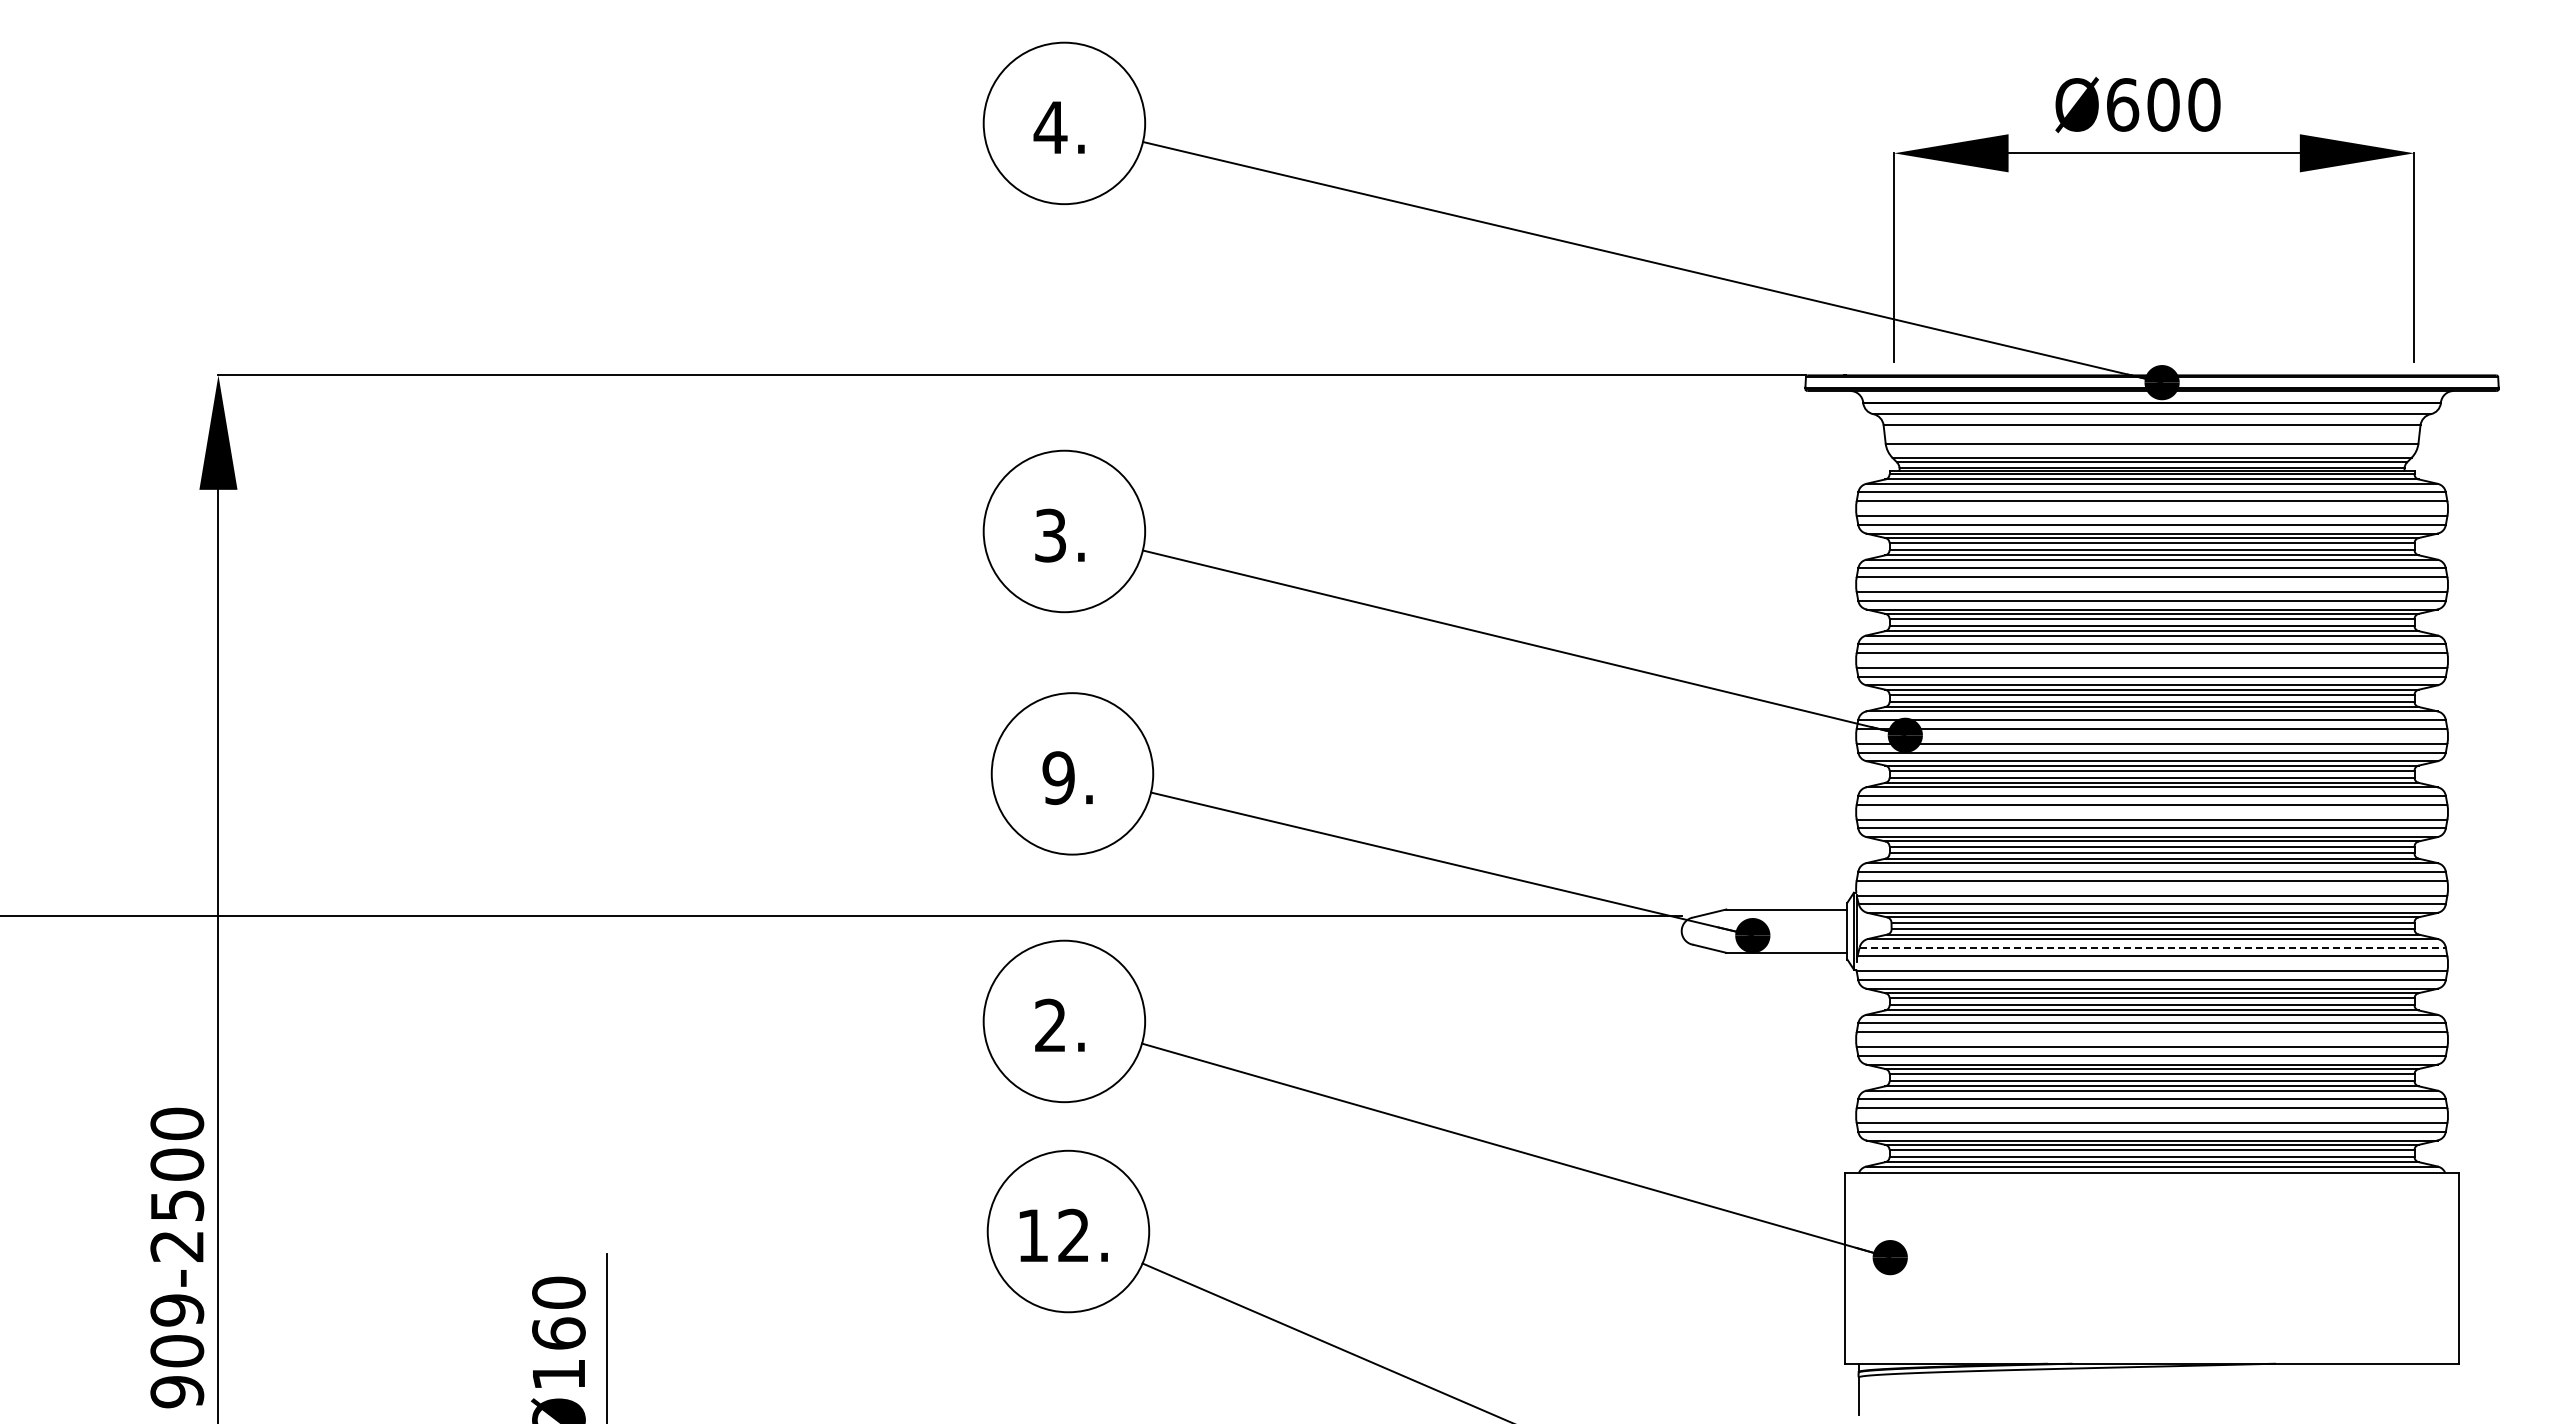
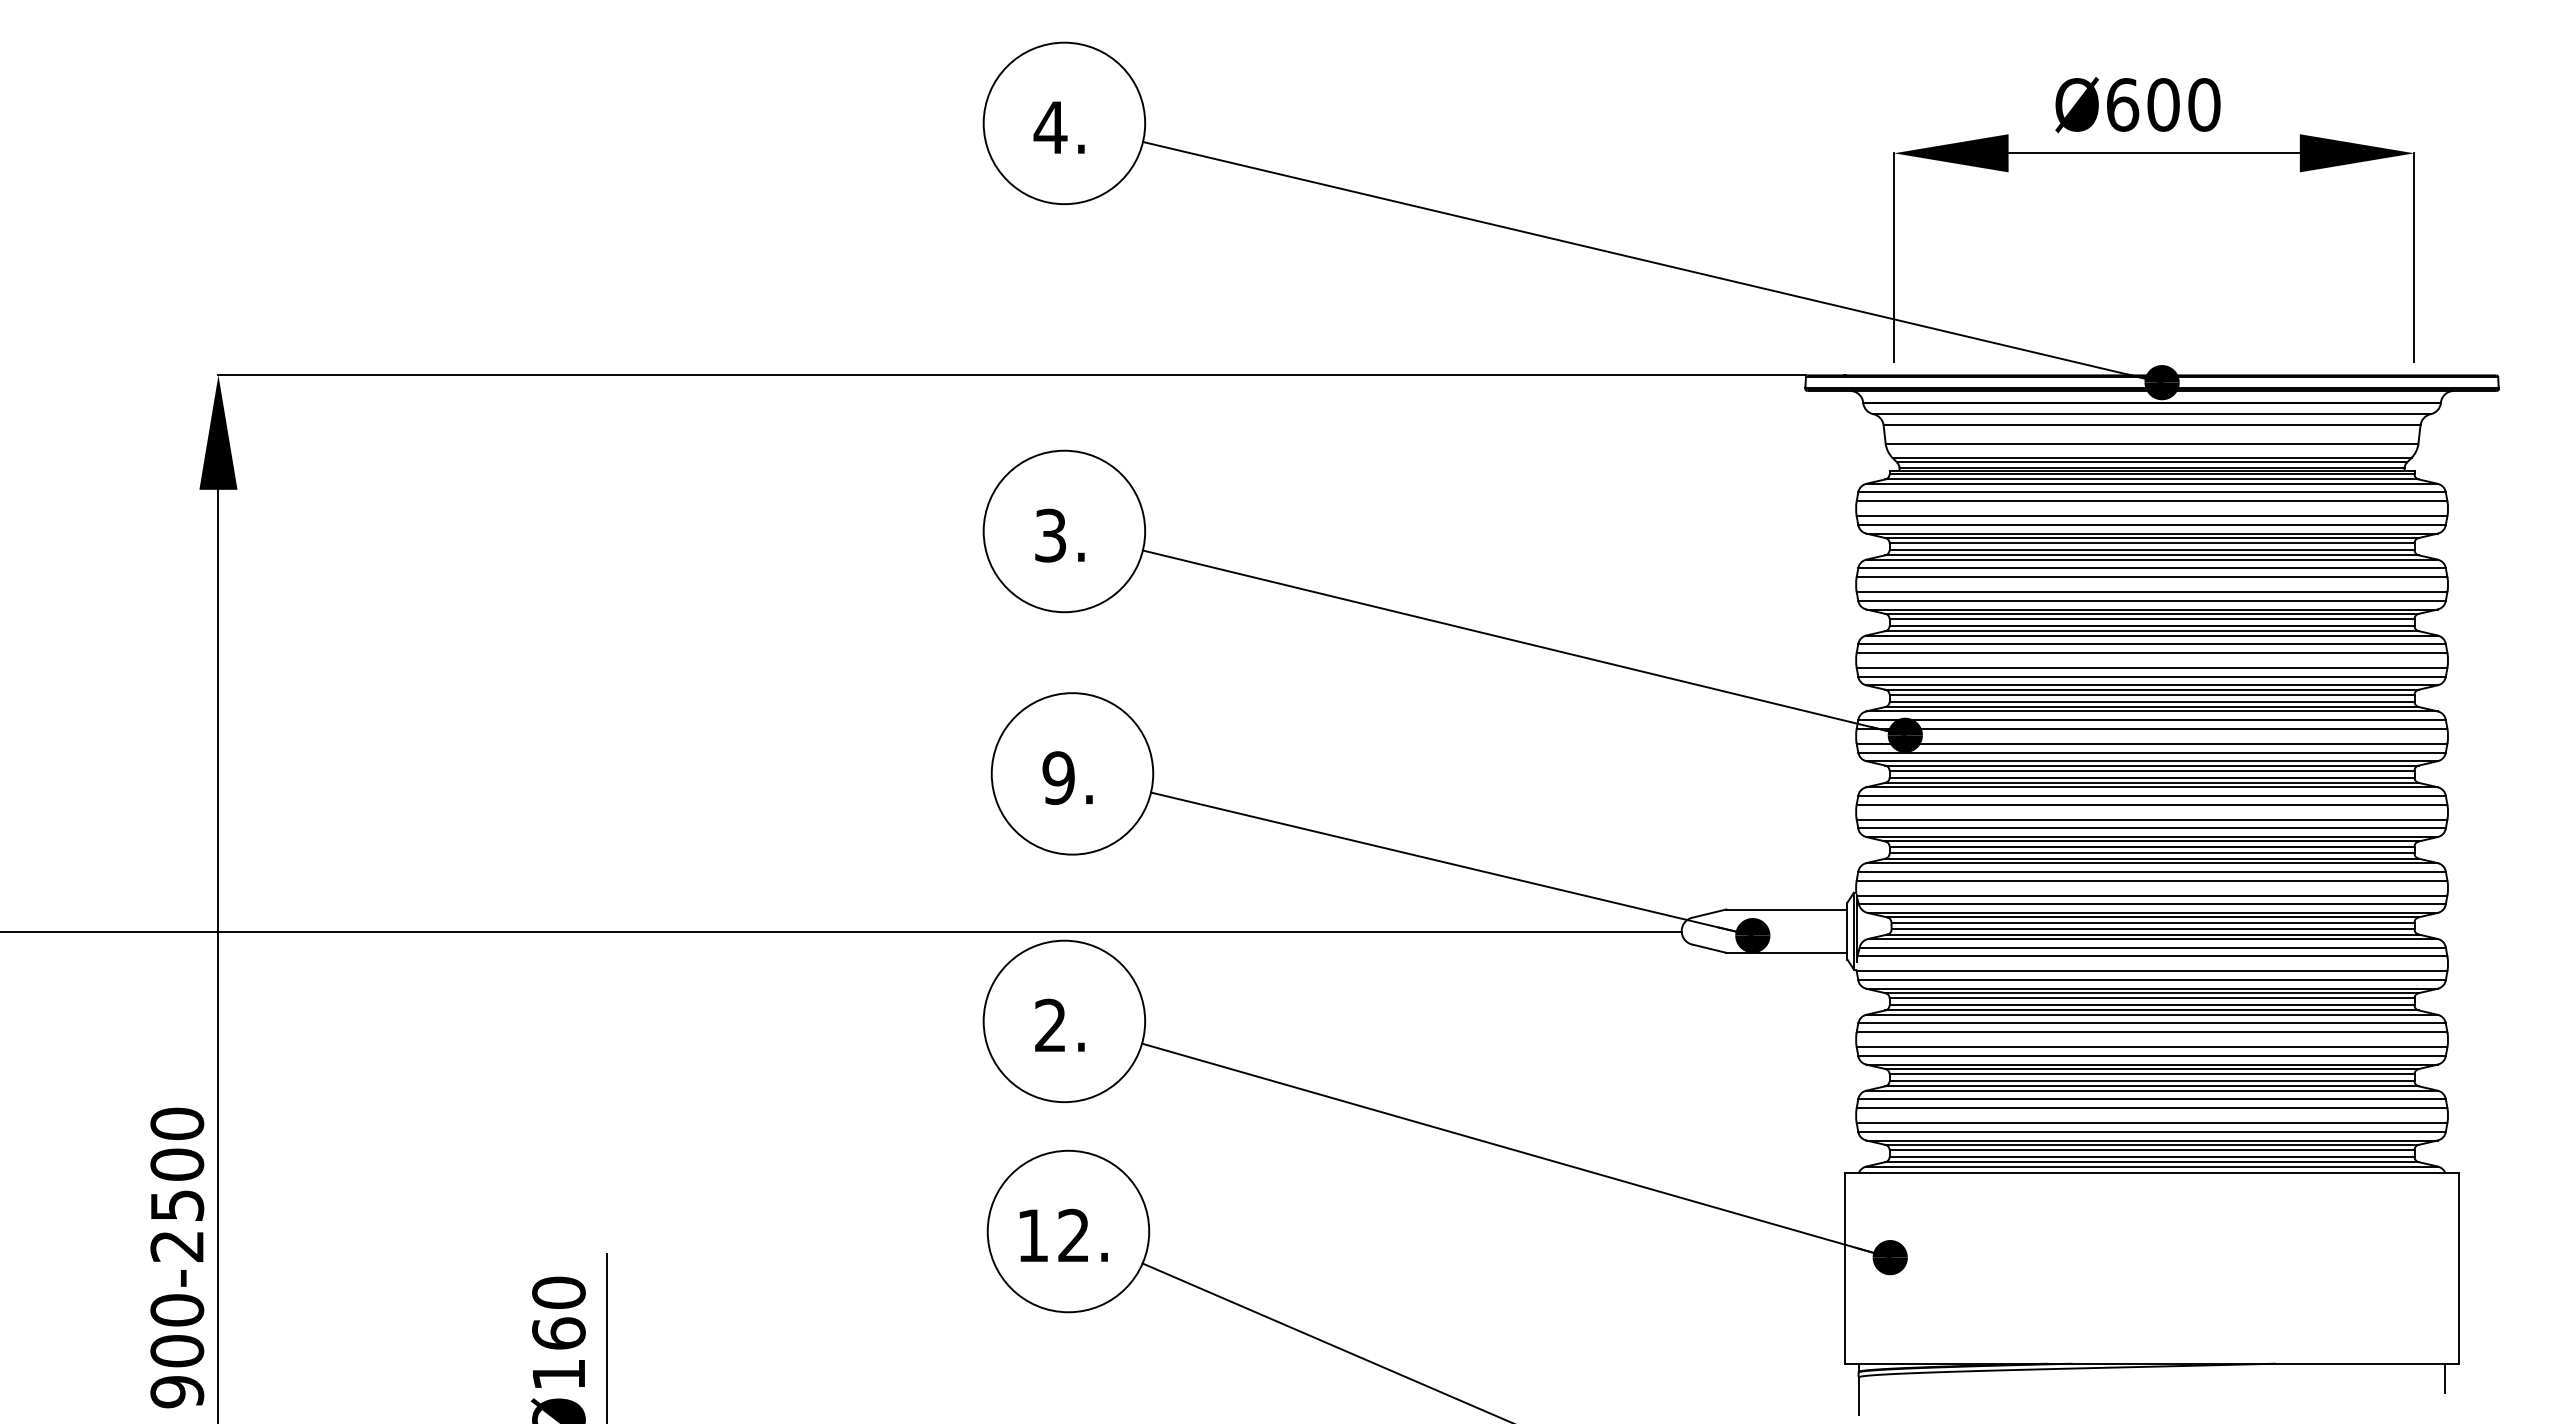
line position: (841, 915) -> (841, 931) (841, 931)
line: dashed -> solid (2153, 947)
text: 909-2500 -> 900-2500 (177, 1310)
line: none -> present (2445, 1378)
